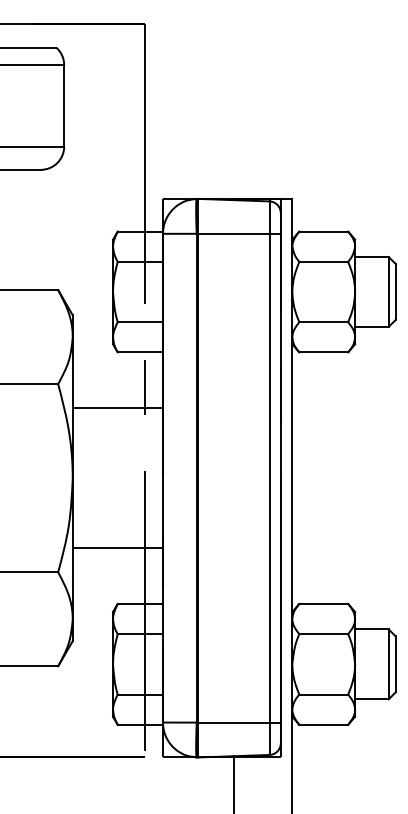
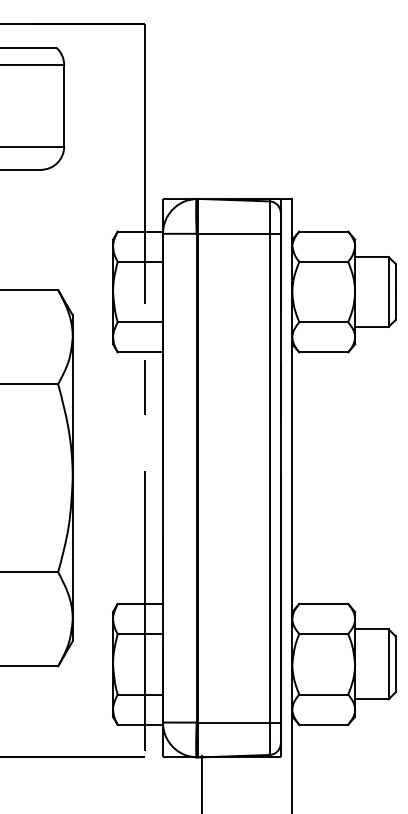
line: present -> none (117, 408)
line: present -> none (117, 547)
line position: (234, 783) -> (202, 783) (202, 783)
